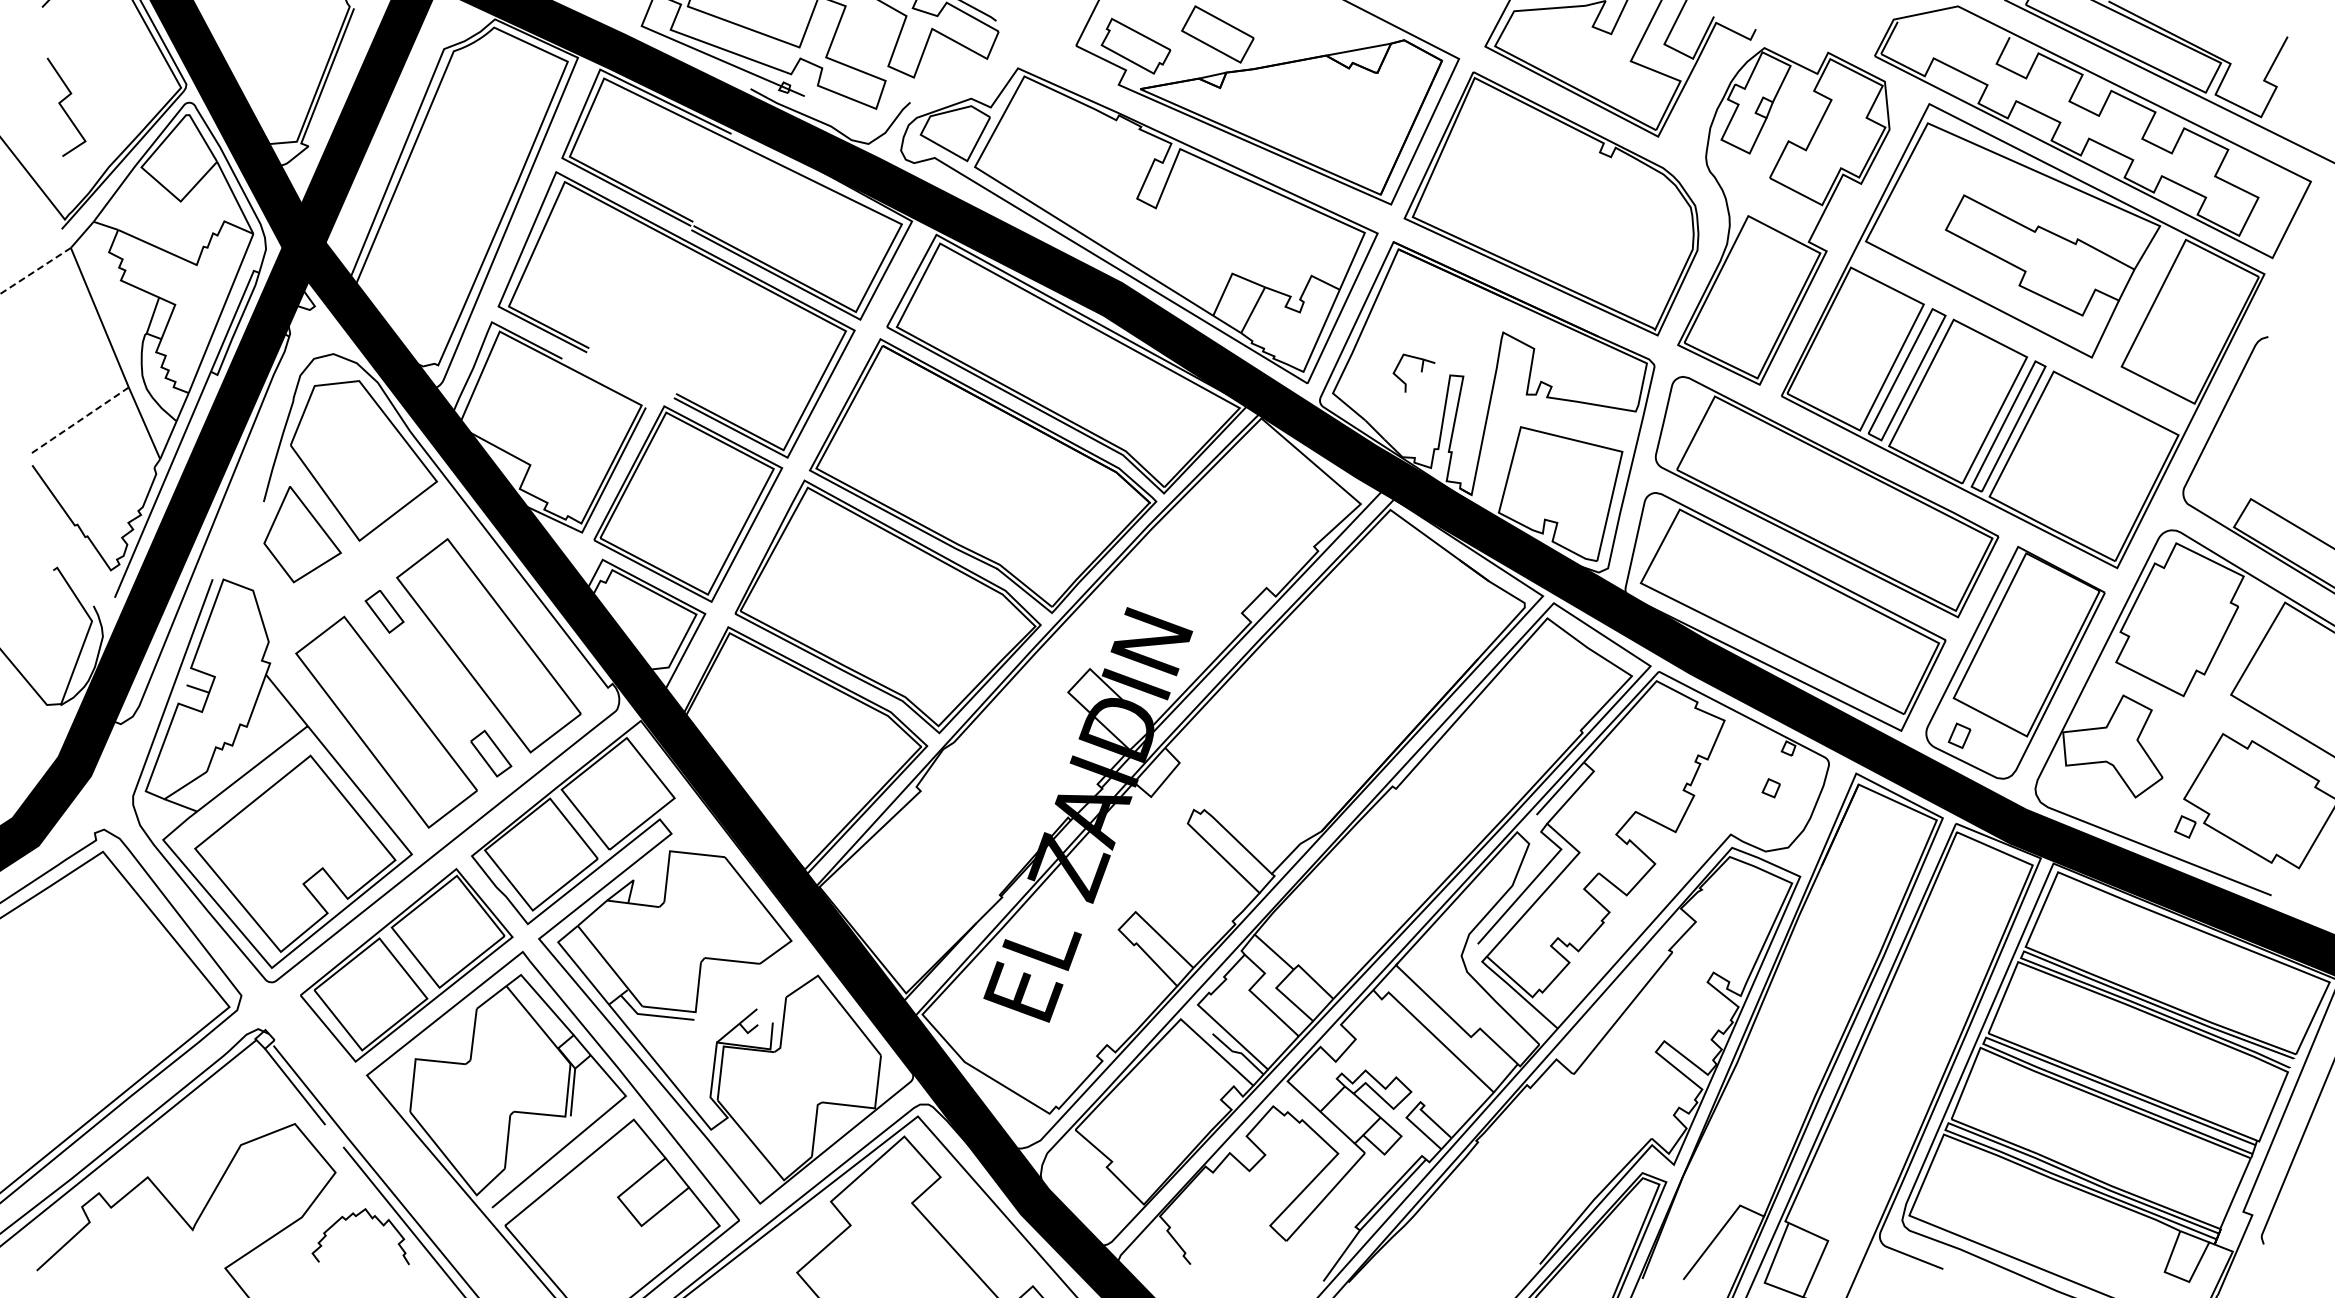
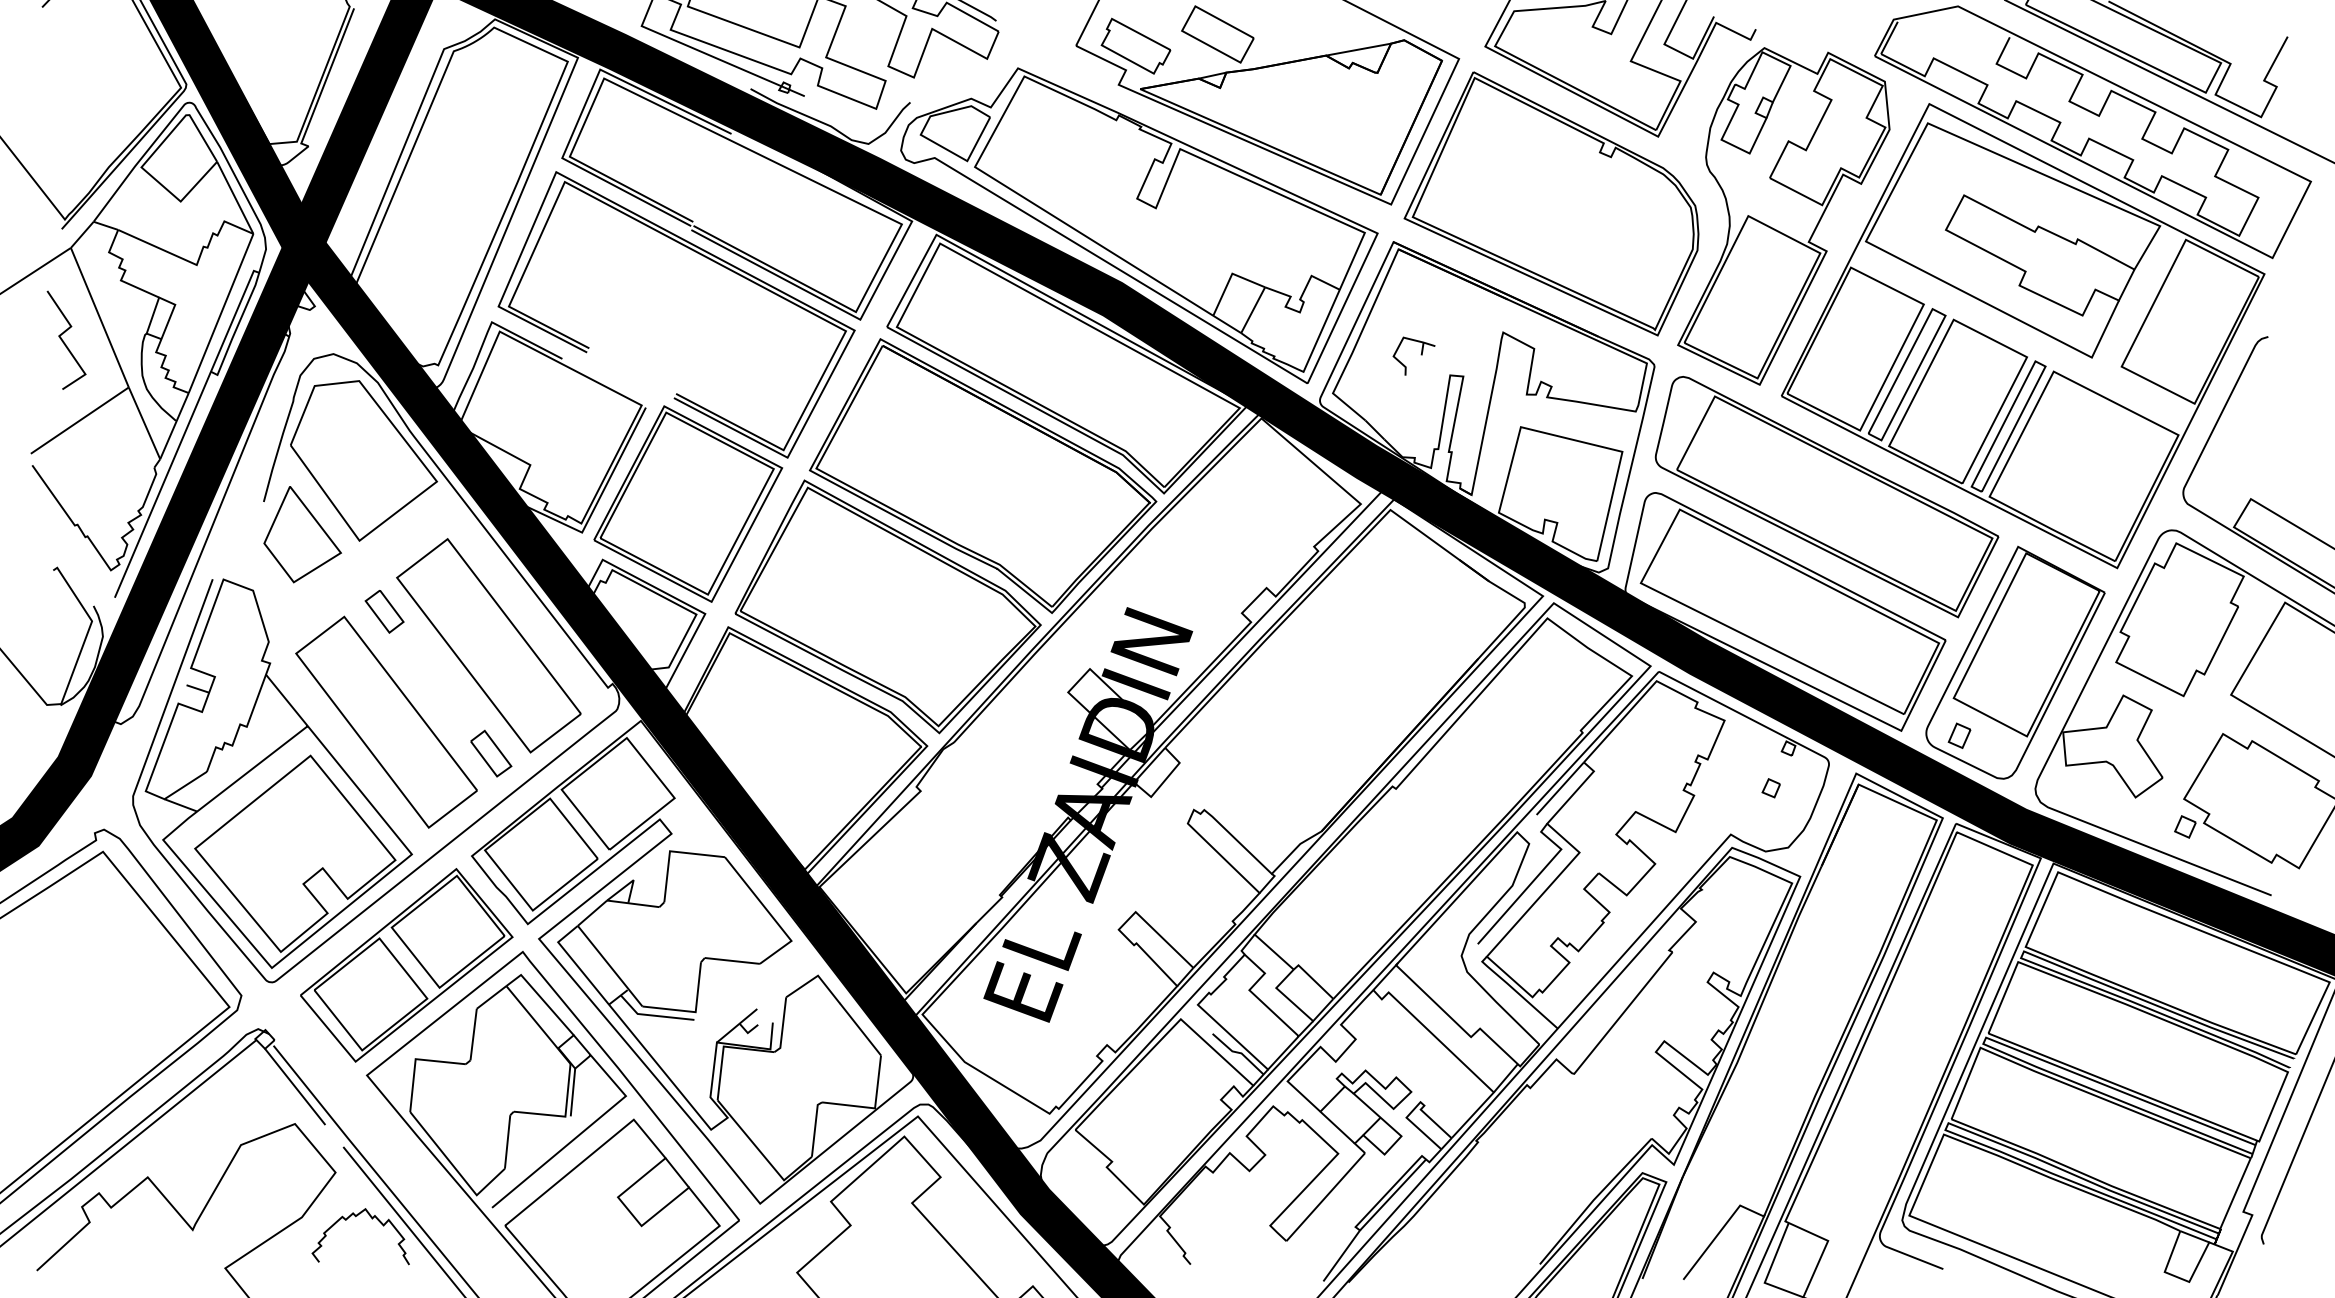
line position: (64, 108) -> (64, 341) (64, 341)
line: dashed -> solid (35, 270)
part position: (1420, 371) -> (1420, 354) (1420, 354)
line: dashed -> solid (79, 420)
